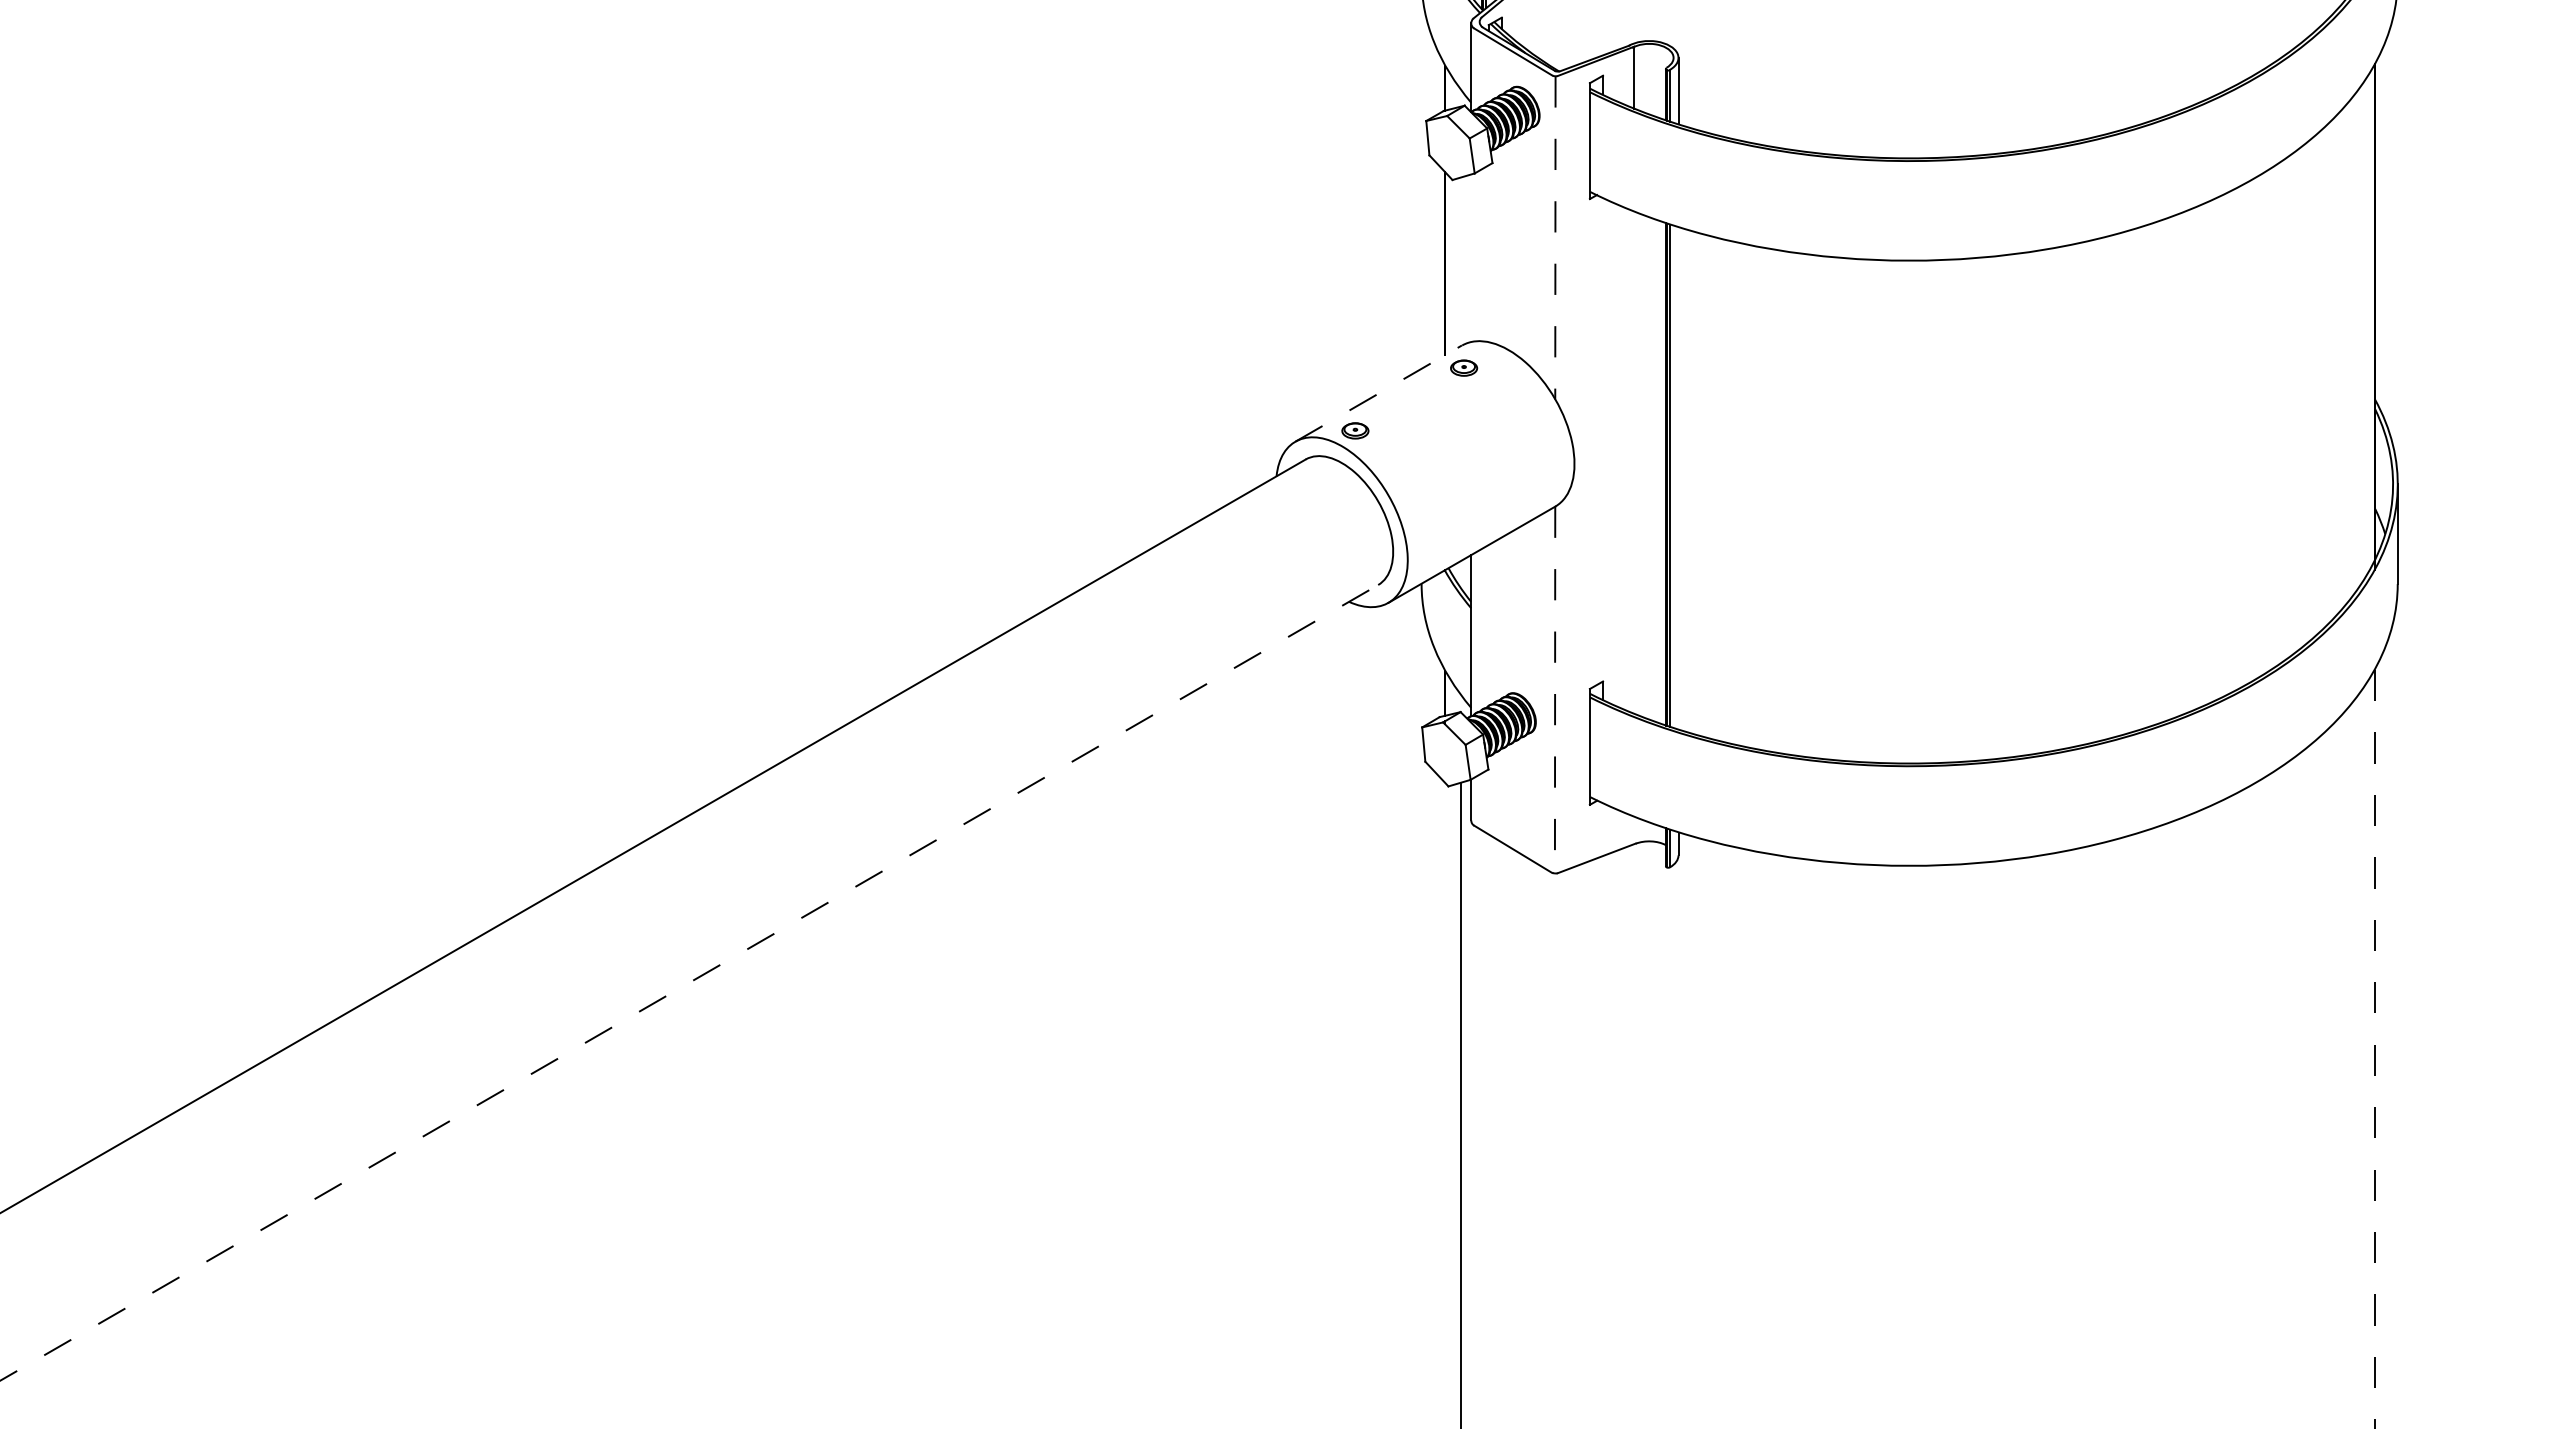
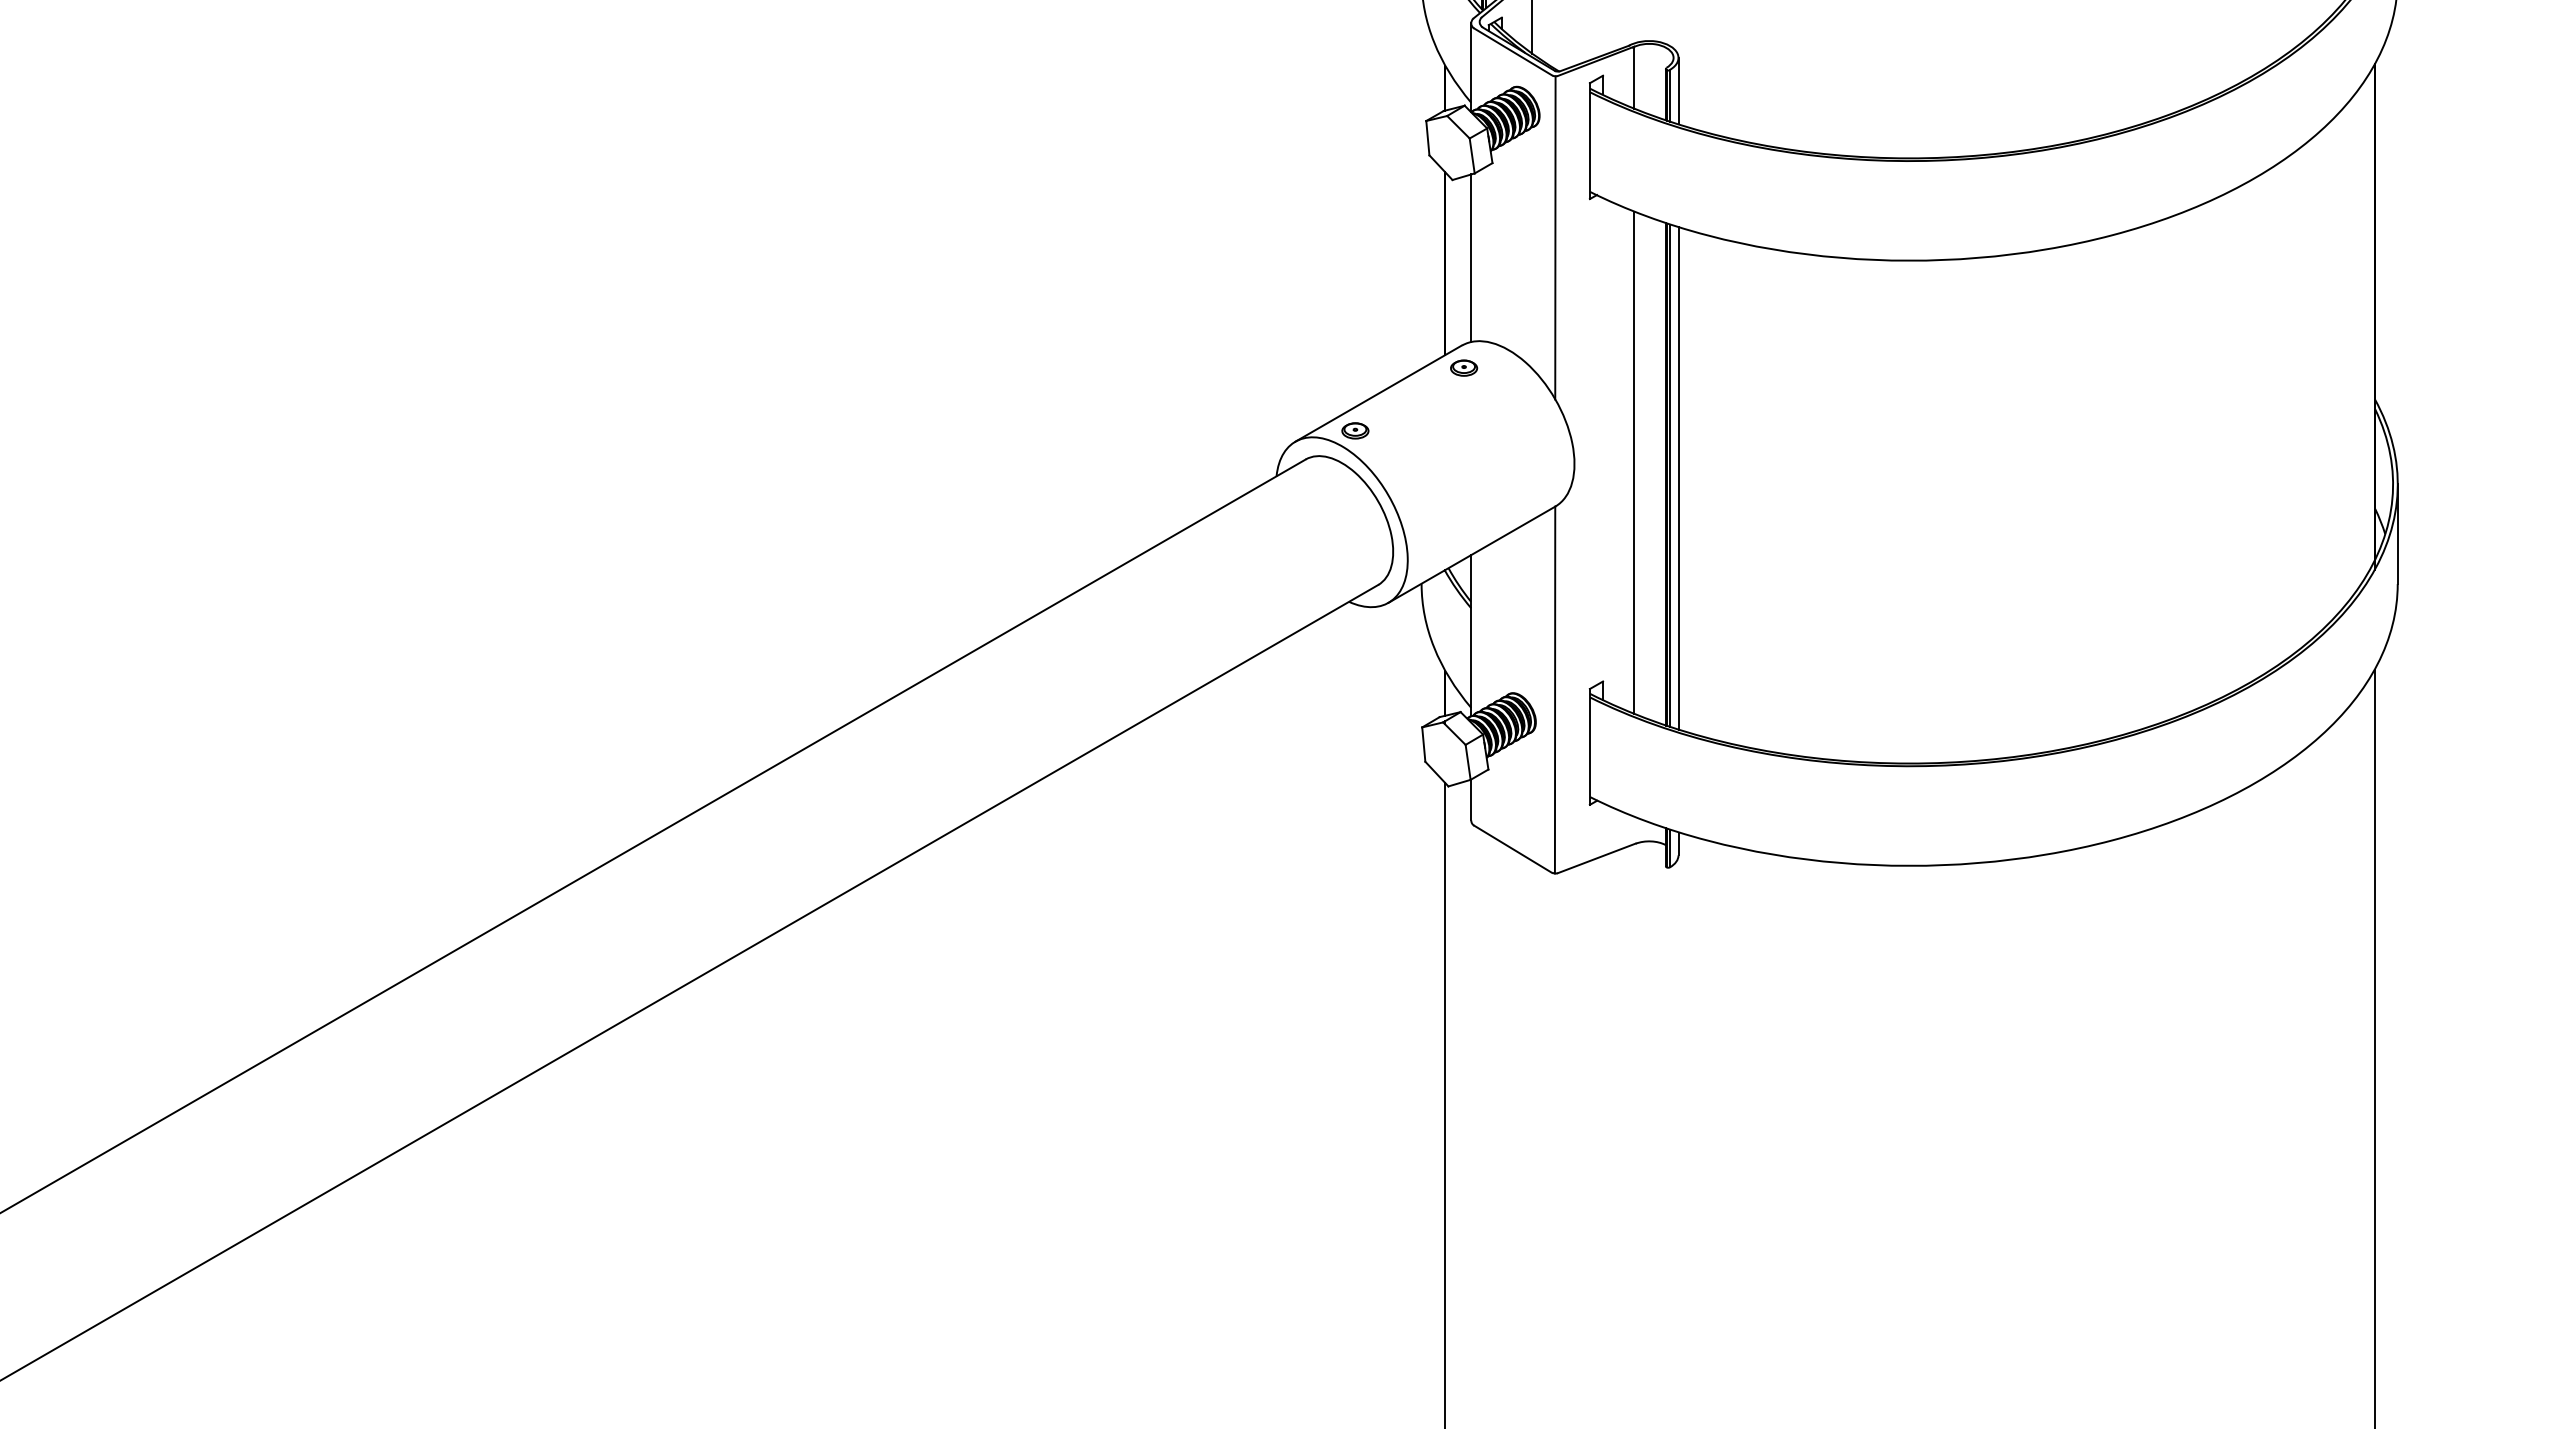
line: none -> present (1532, 27)
line: dashed -> solid (1555, 237)
line: none -> present (1471, 257)
line: dashed -> solid (1379, 393)
line: none -> present (1634, 462)
line: none -> present (1678, 478)
line: dashed -> solid (1555, 690)
line: dashed -> solid (689, 982)
line: dashed -> solid (2374, 1049)
line position: (1461, 1103) -> (1445, 1103) (1445, 1103)
